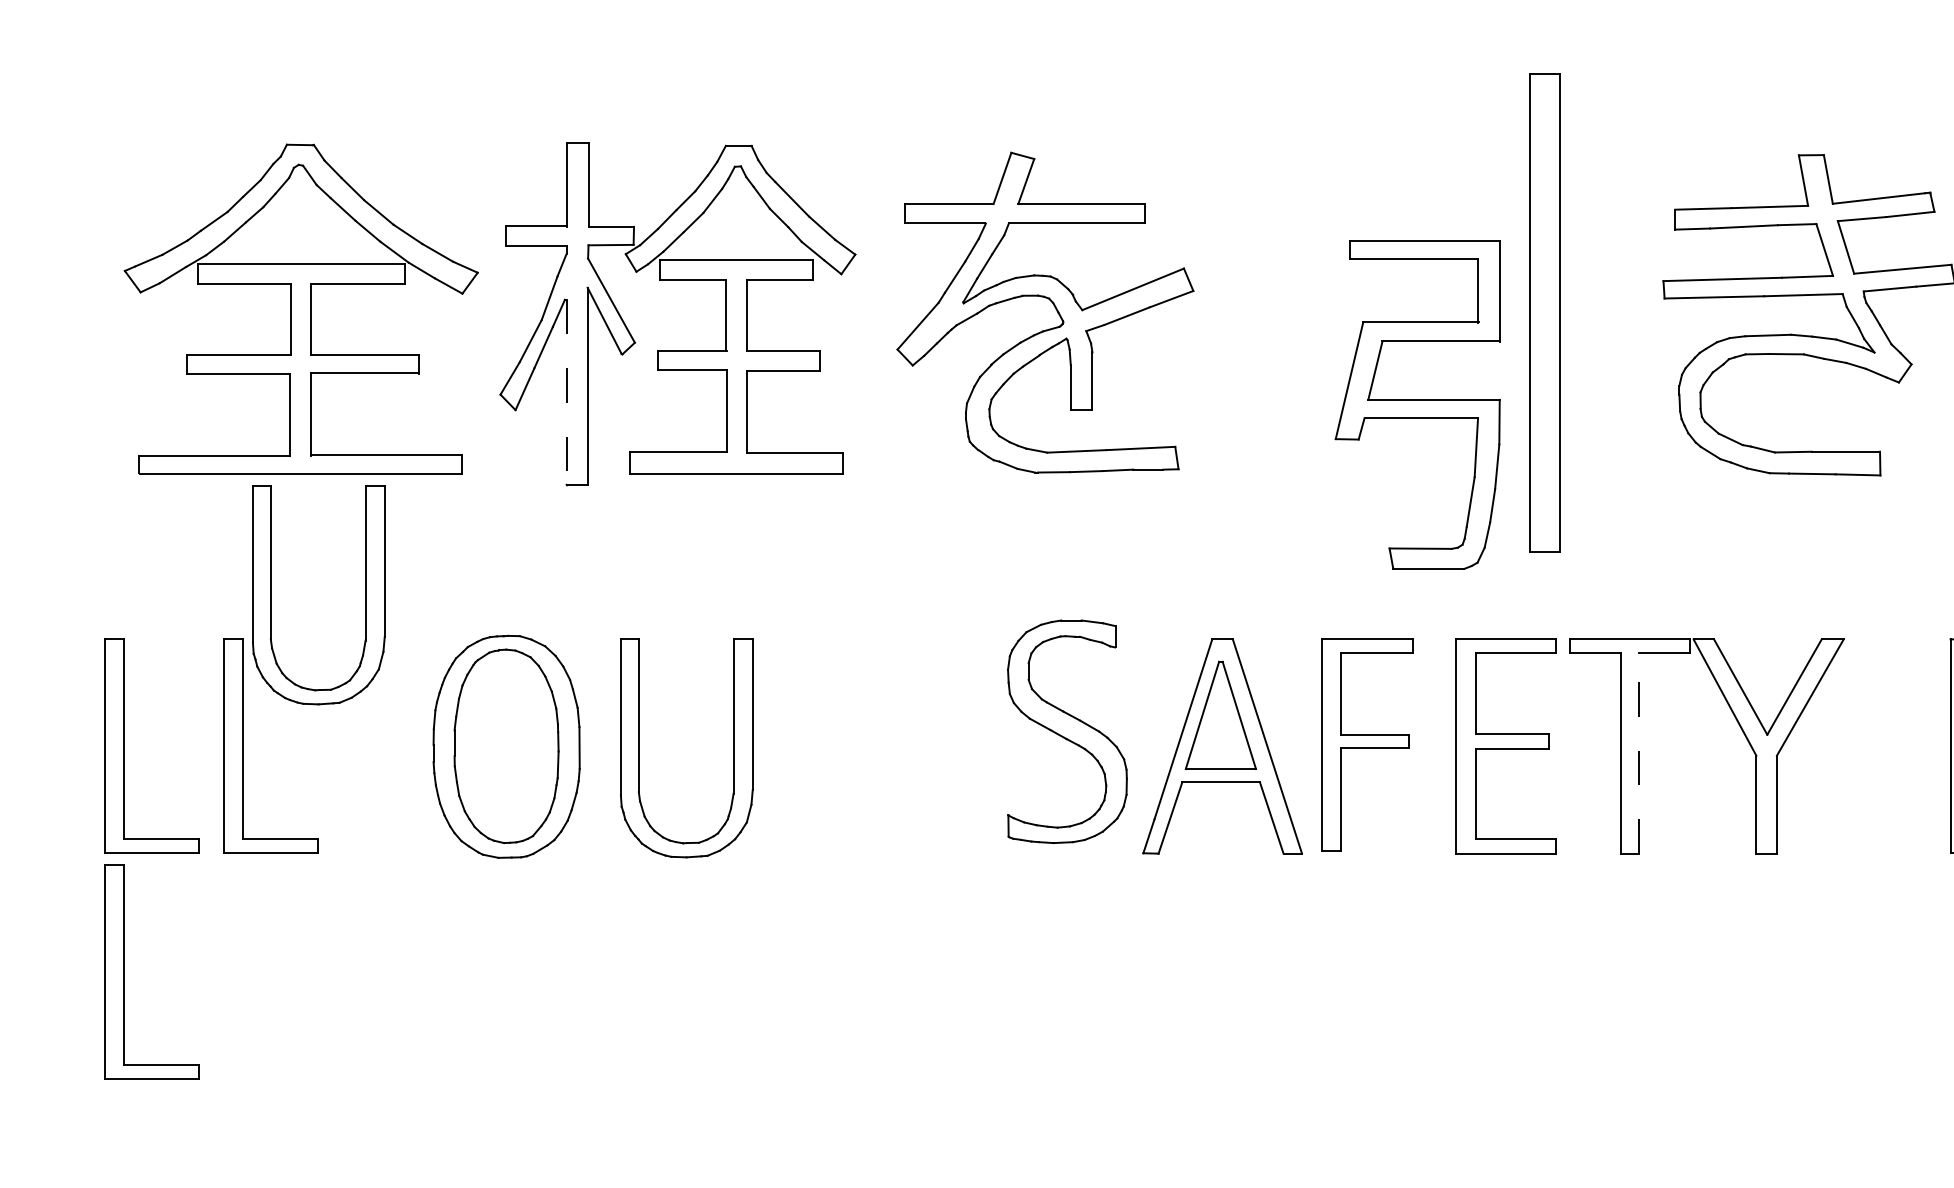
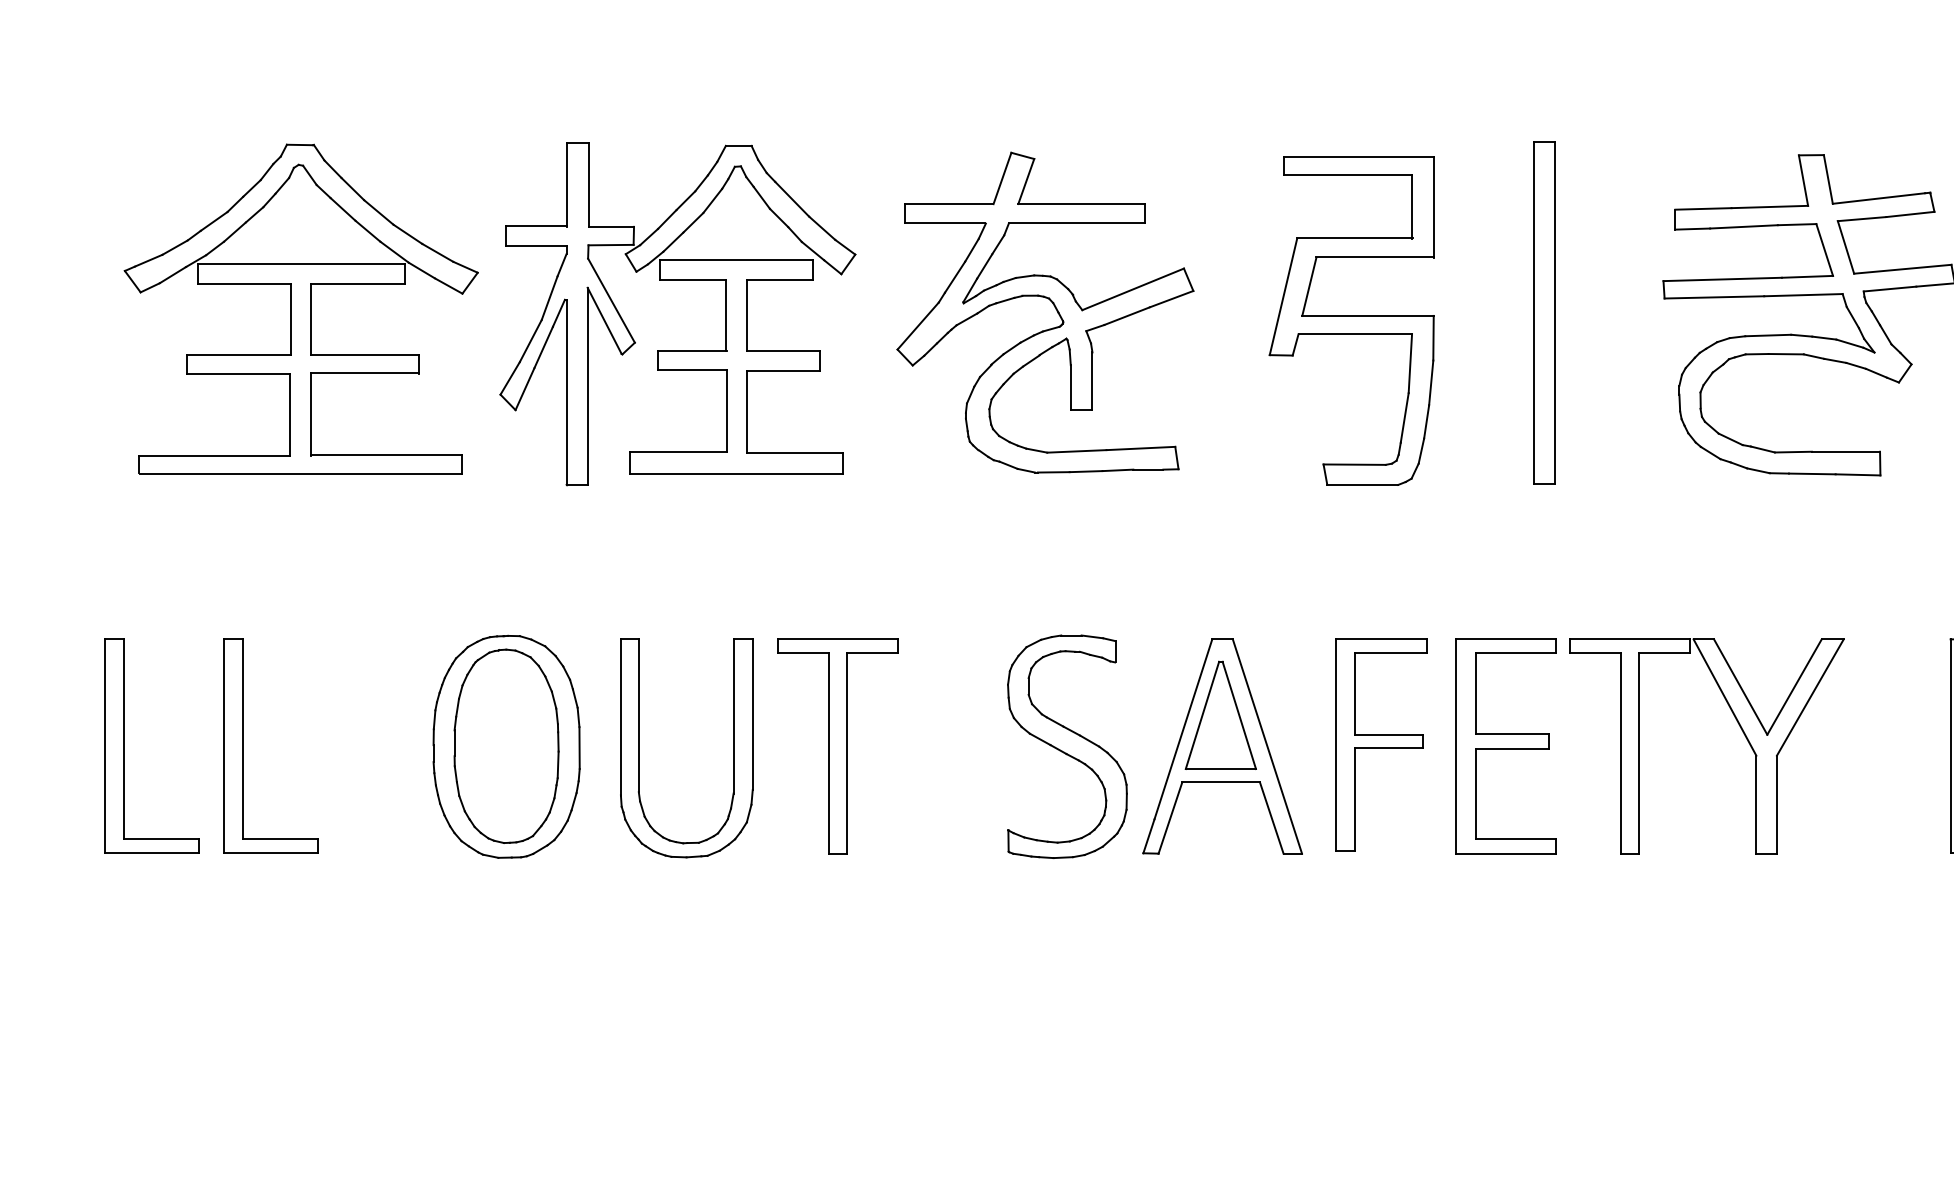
part size: 32x480 px -> 23x344 px (1544, 312)
line: dashed -> solid (566, 392)
part position: (1417, 404) -> (1351, 320) (1351, 320)
part: present -> none (271, 595)
part position: (1067, 731) -> (1067, 746) (1067, 746)
part position: (1367, 744) -> (1381, 744) (1381, 744)
part: none -> present (837, 746)
line: dashed -> solid (1639, 752)
part: present -> none (124, 971)
